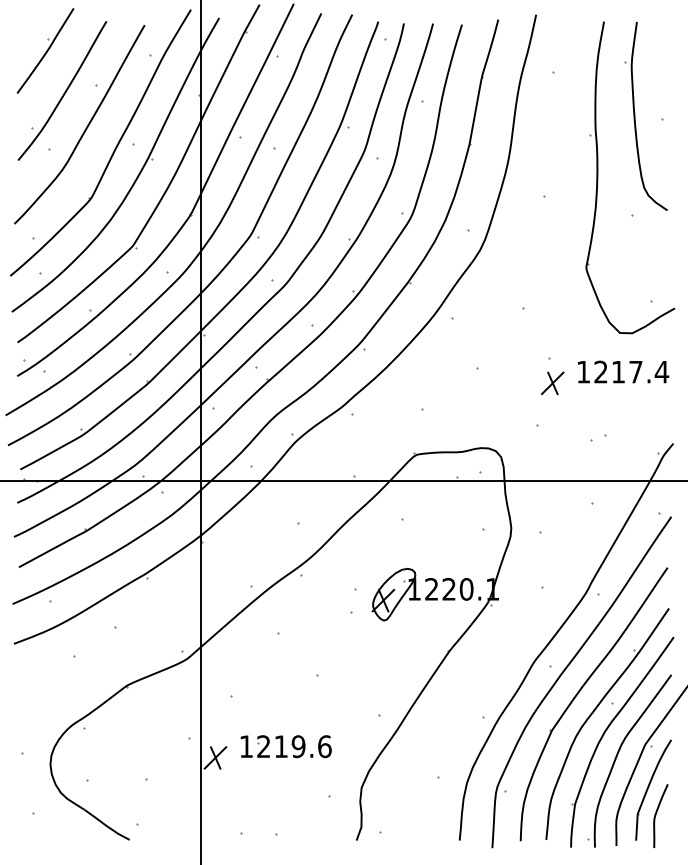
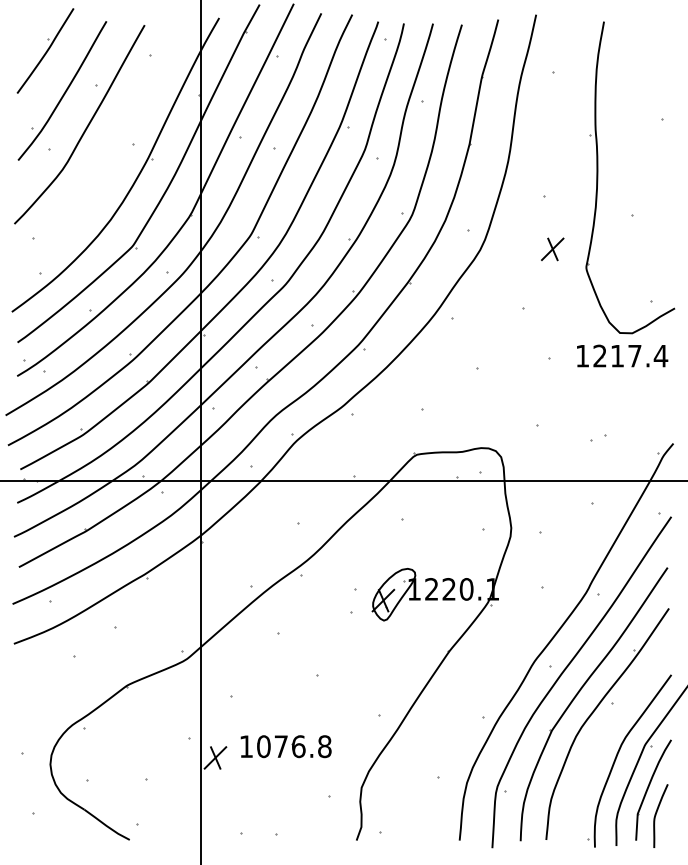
part: present -> none (635, 116)
part: present -> none (114, 148)
part position: (623, 371) -> (622, 355) (622, 355)
part position: (552, 383) -> (552, 249) (552, 249)
part: present -> none (605, 733)
text: 1219.6 -> 1076.8 (294, 746)
